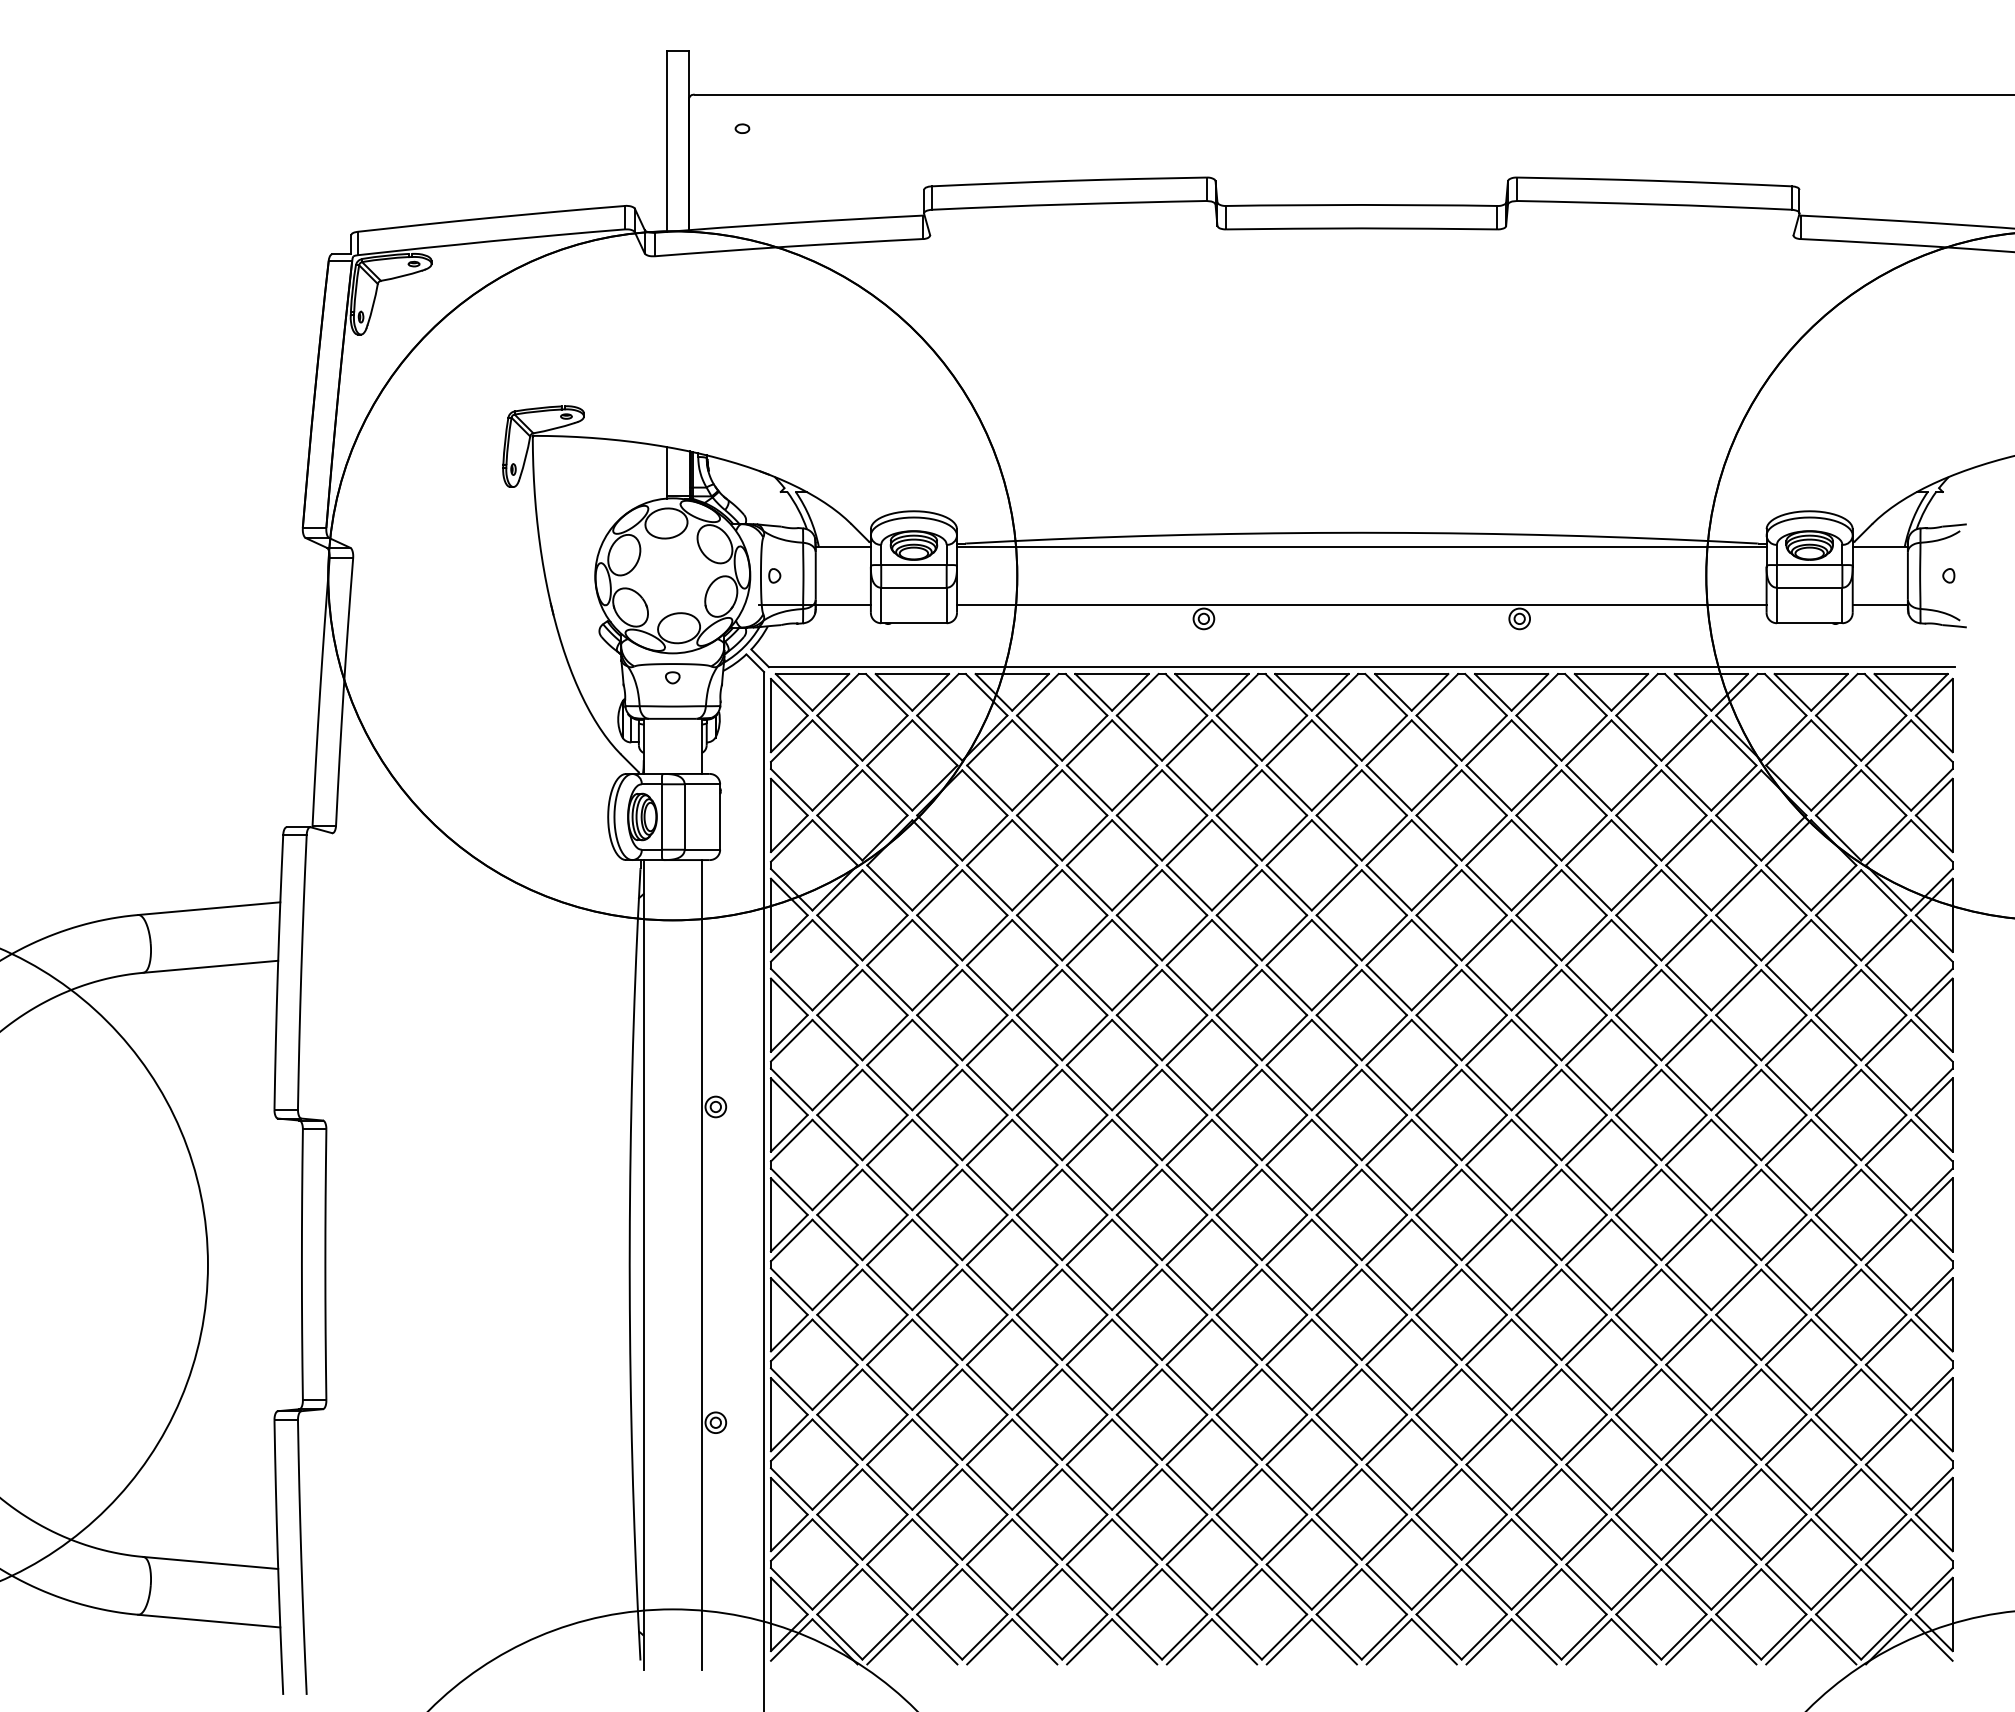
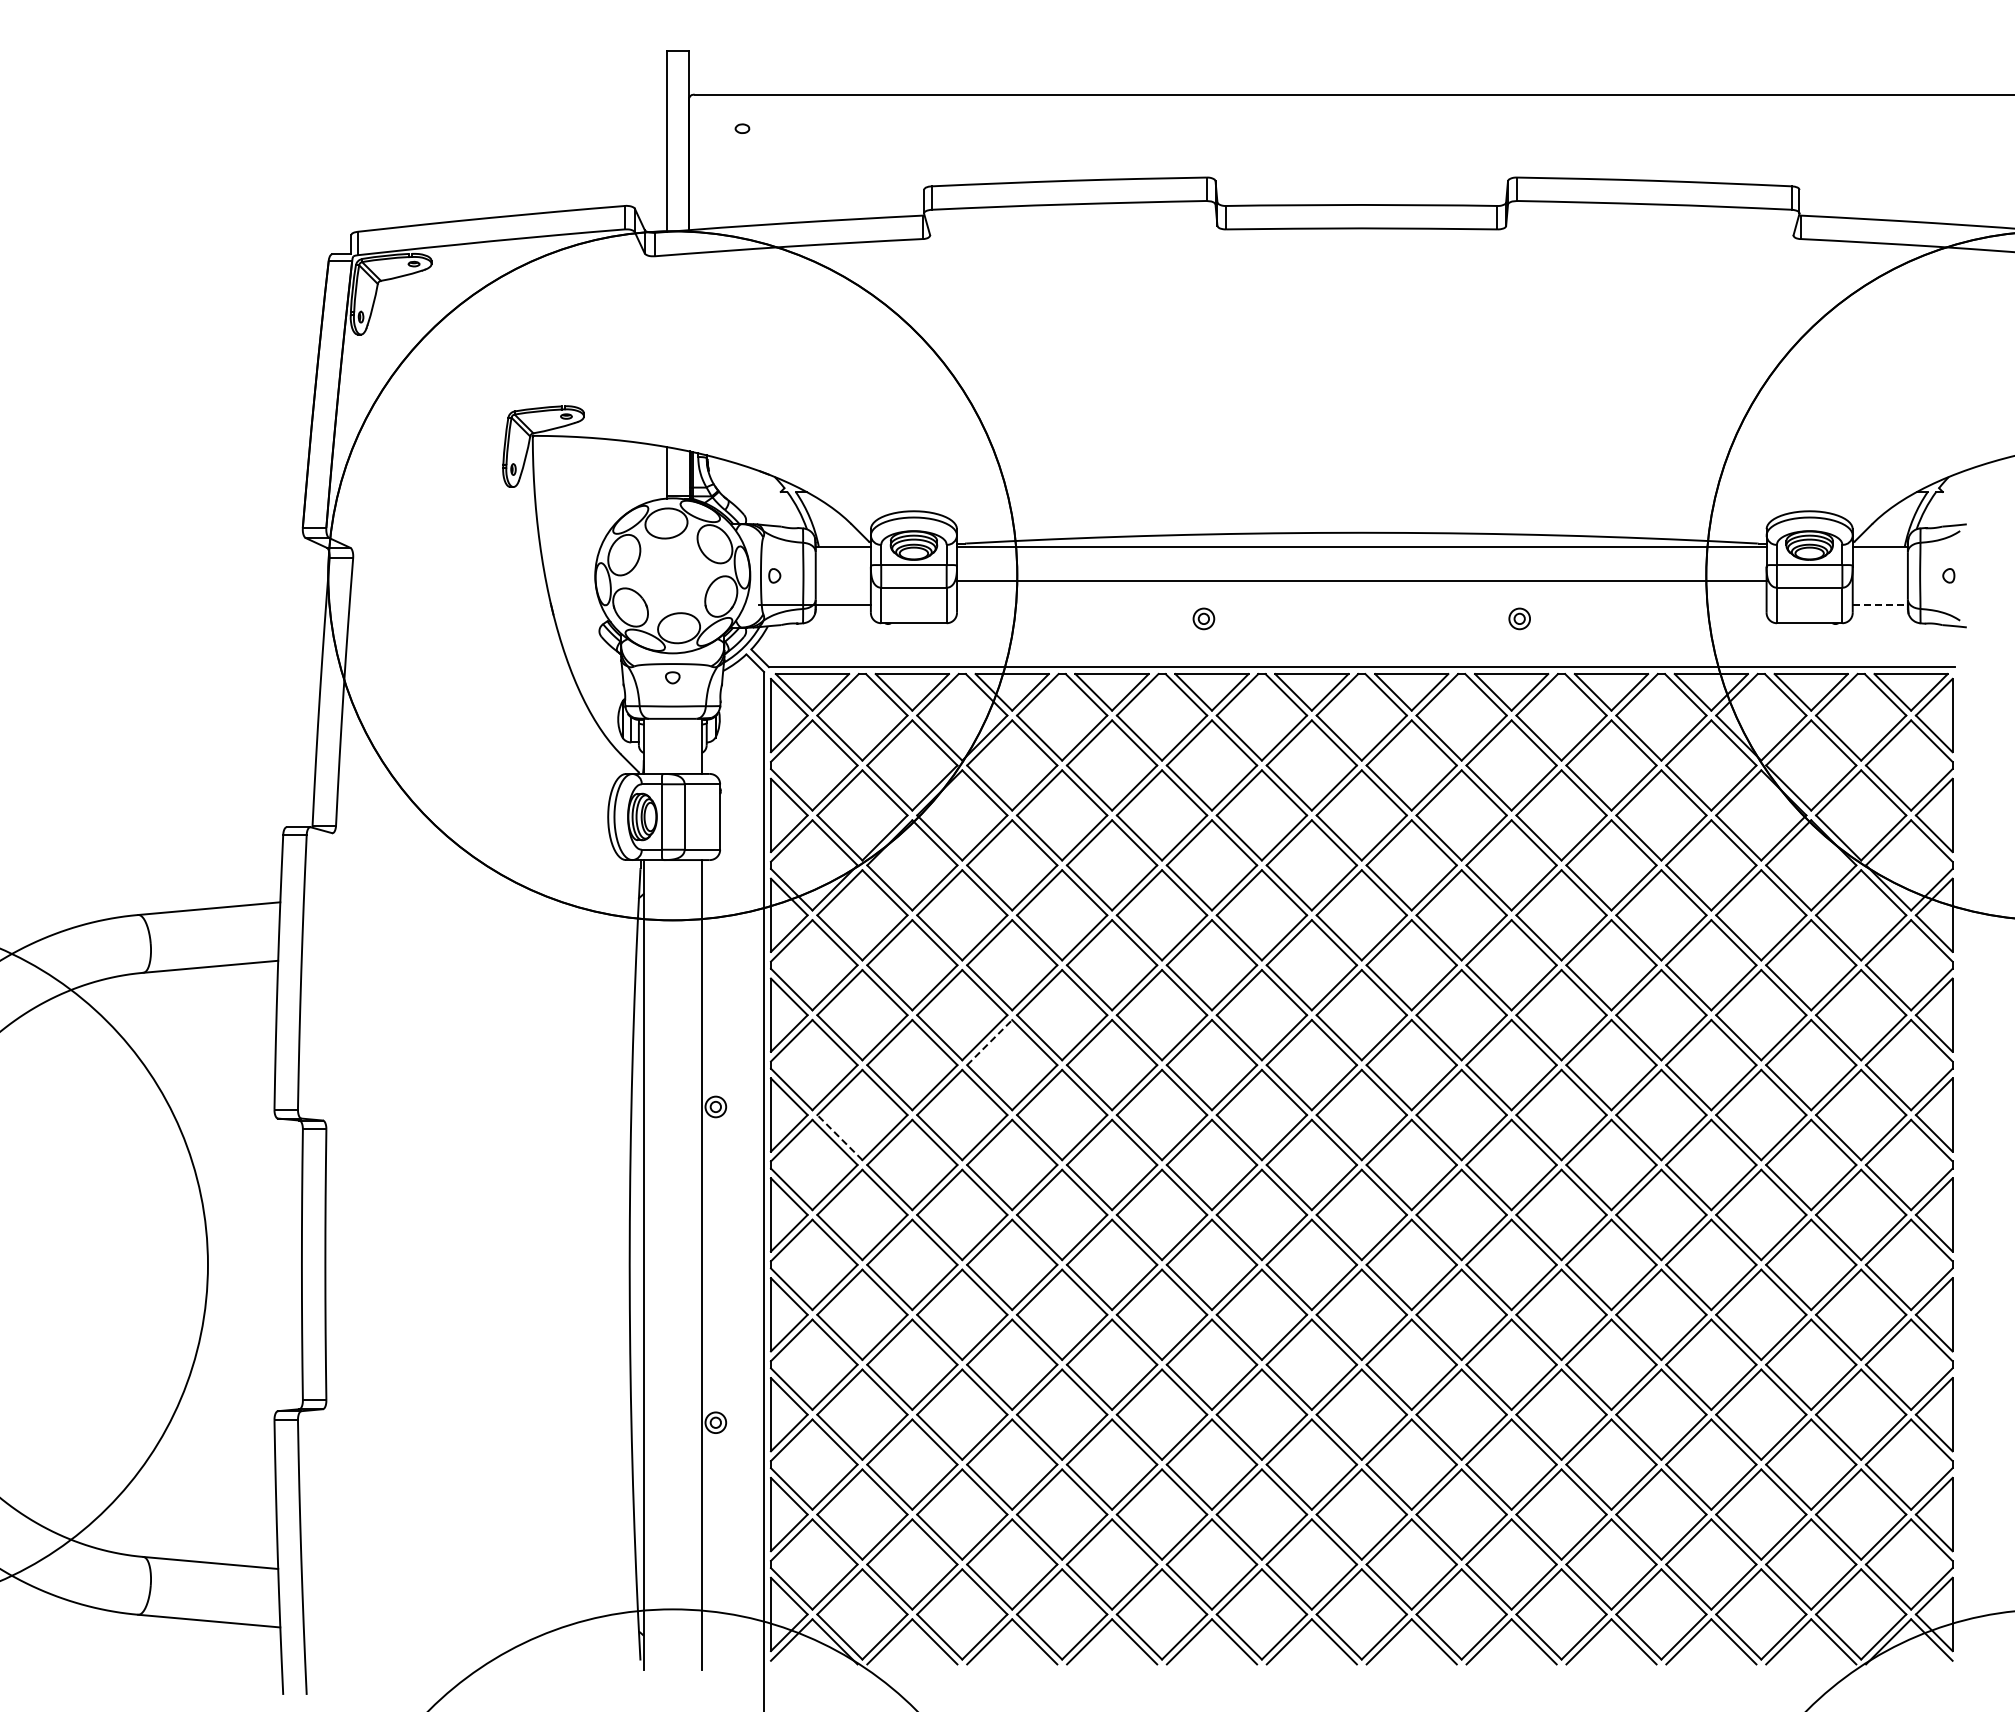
line position: (1361, 604) -> (1361, 580) (1361, 580)
line: solid -> dashed (1880, 604)
line: solid -> dashed (989, 1042)
line: solid -> dashed (839, 1137)
